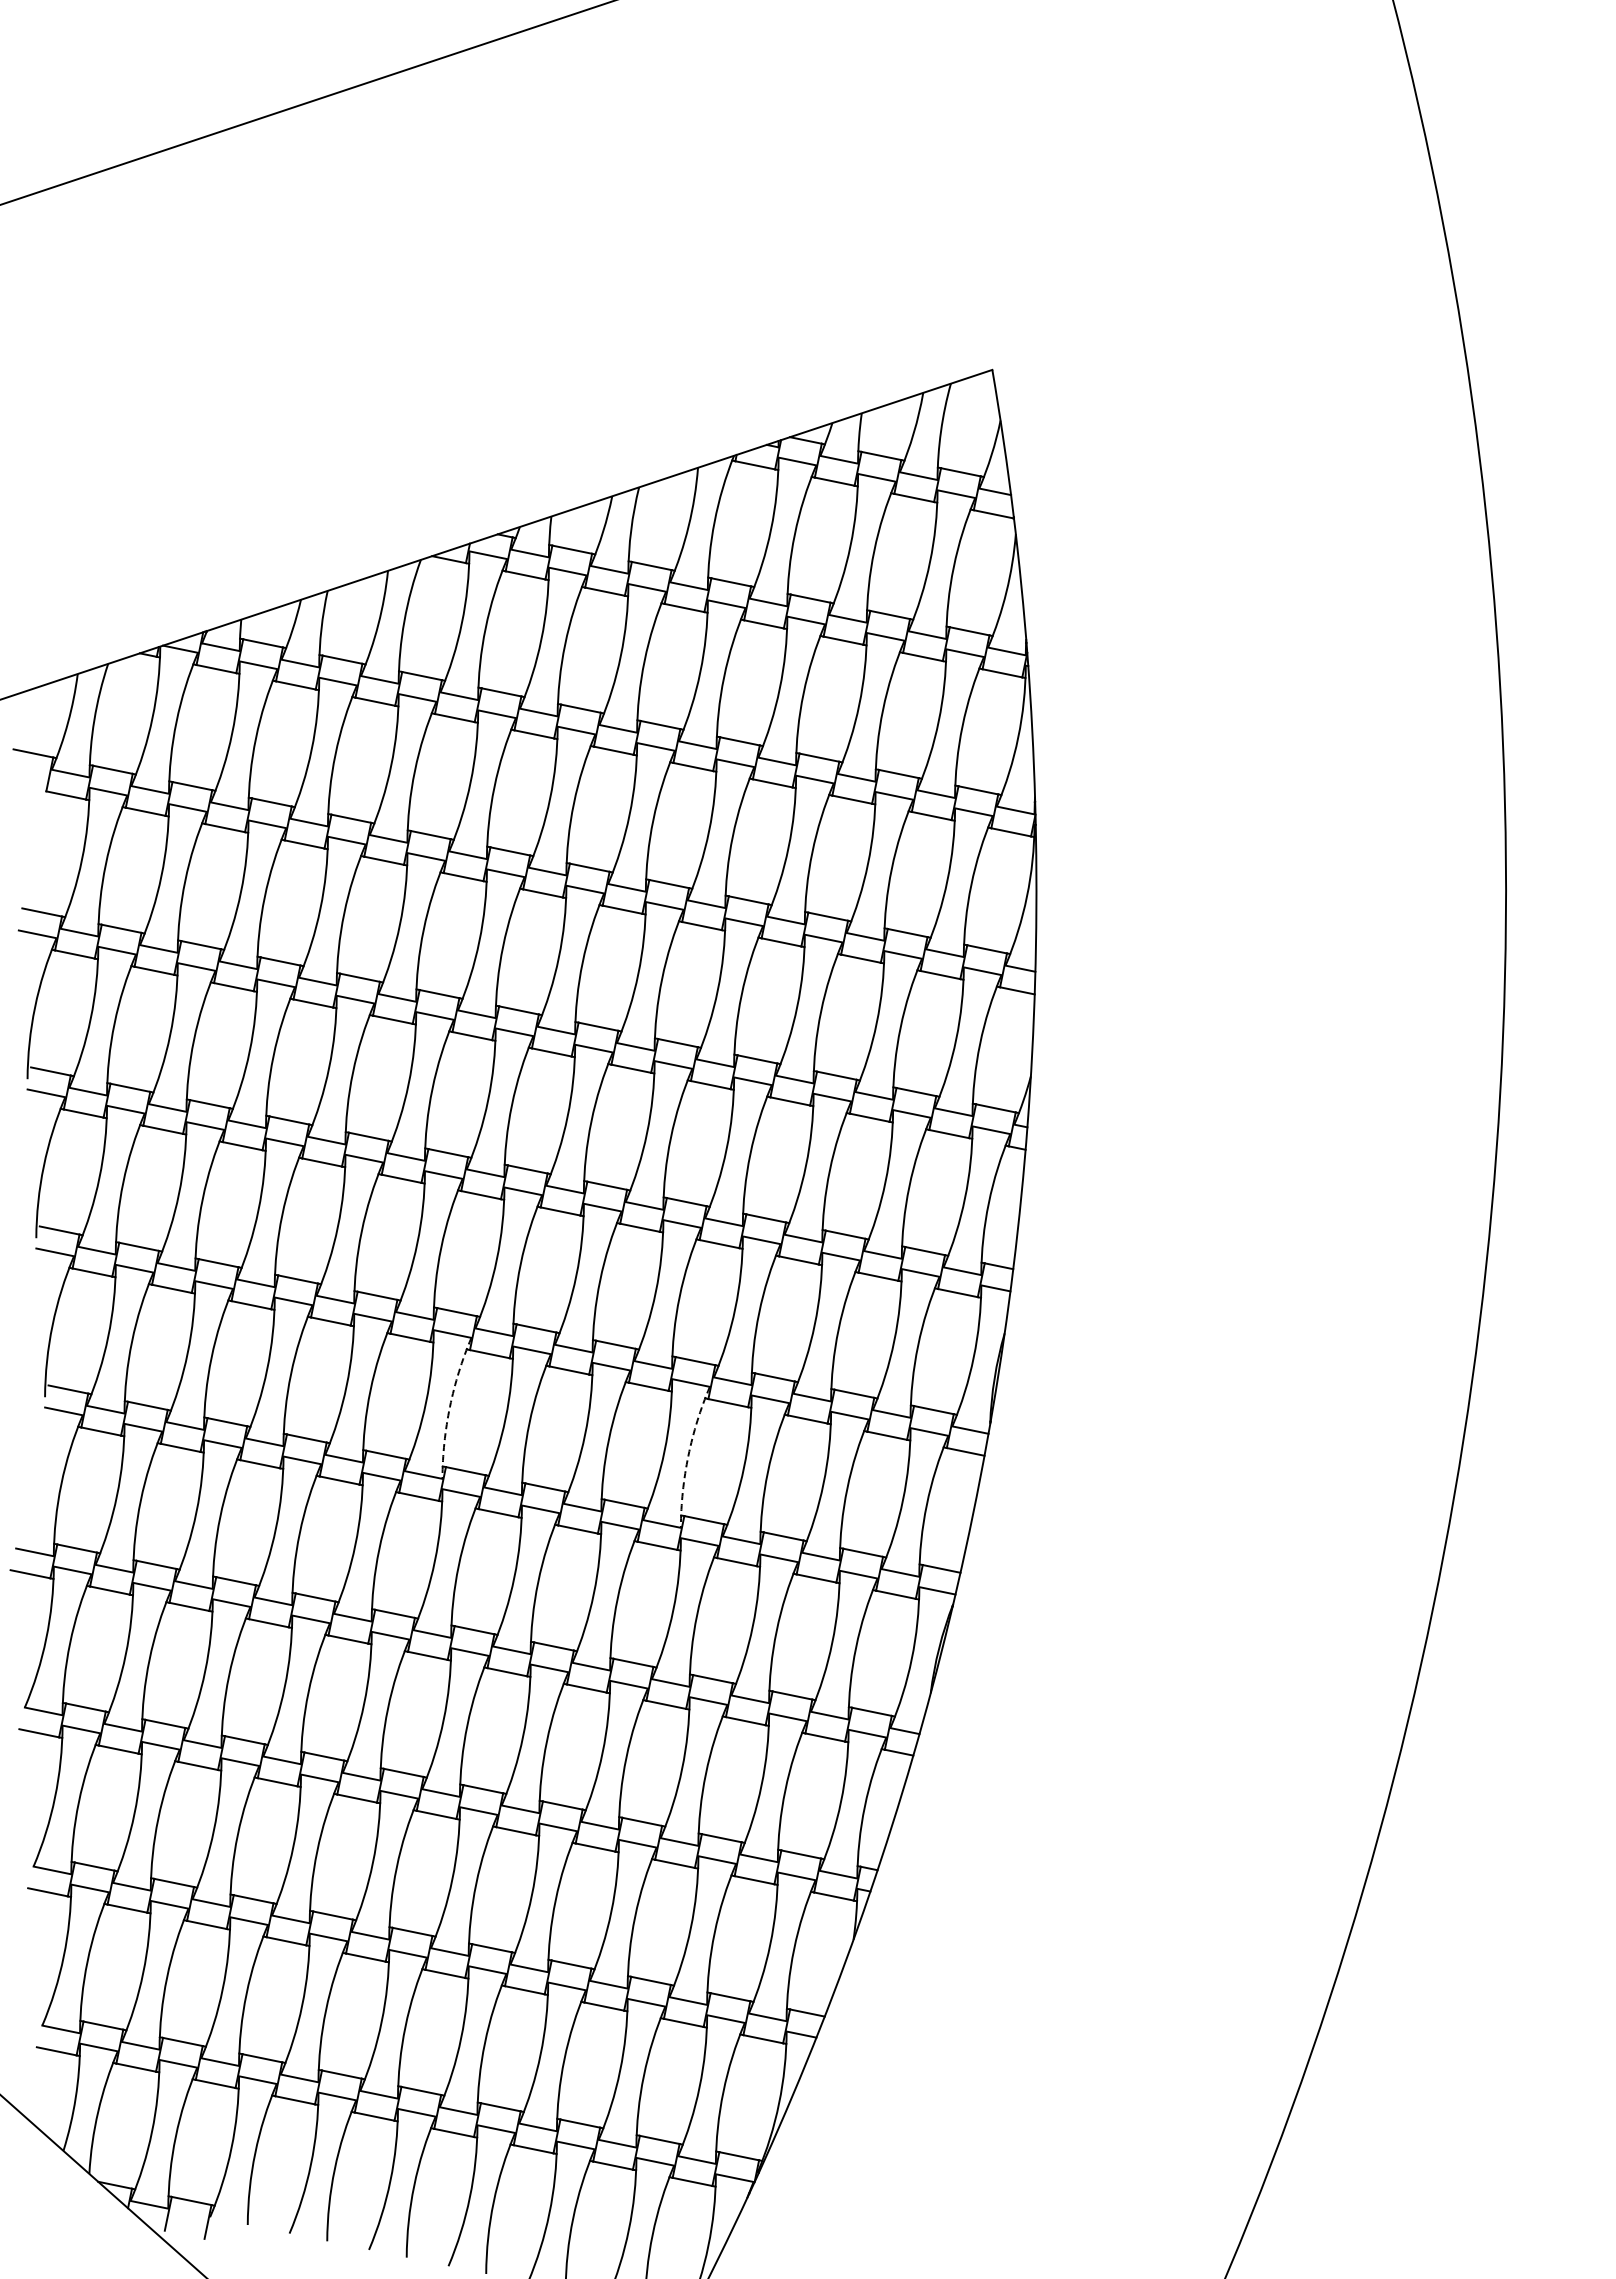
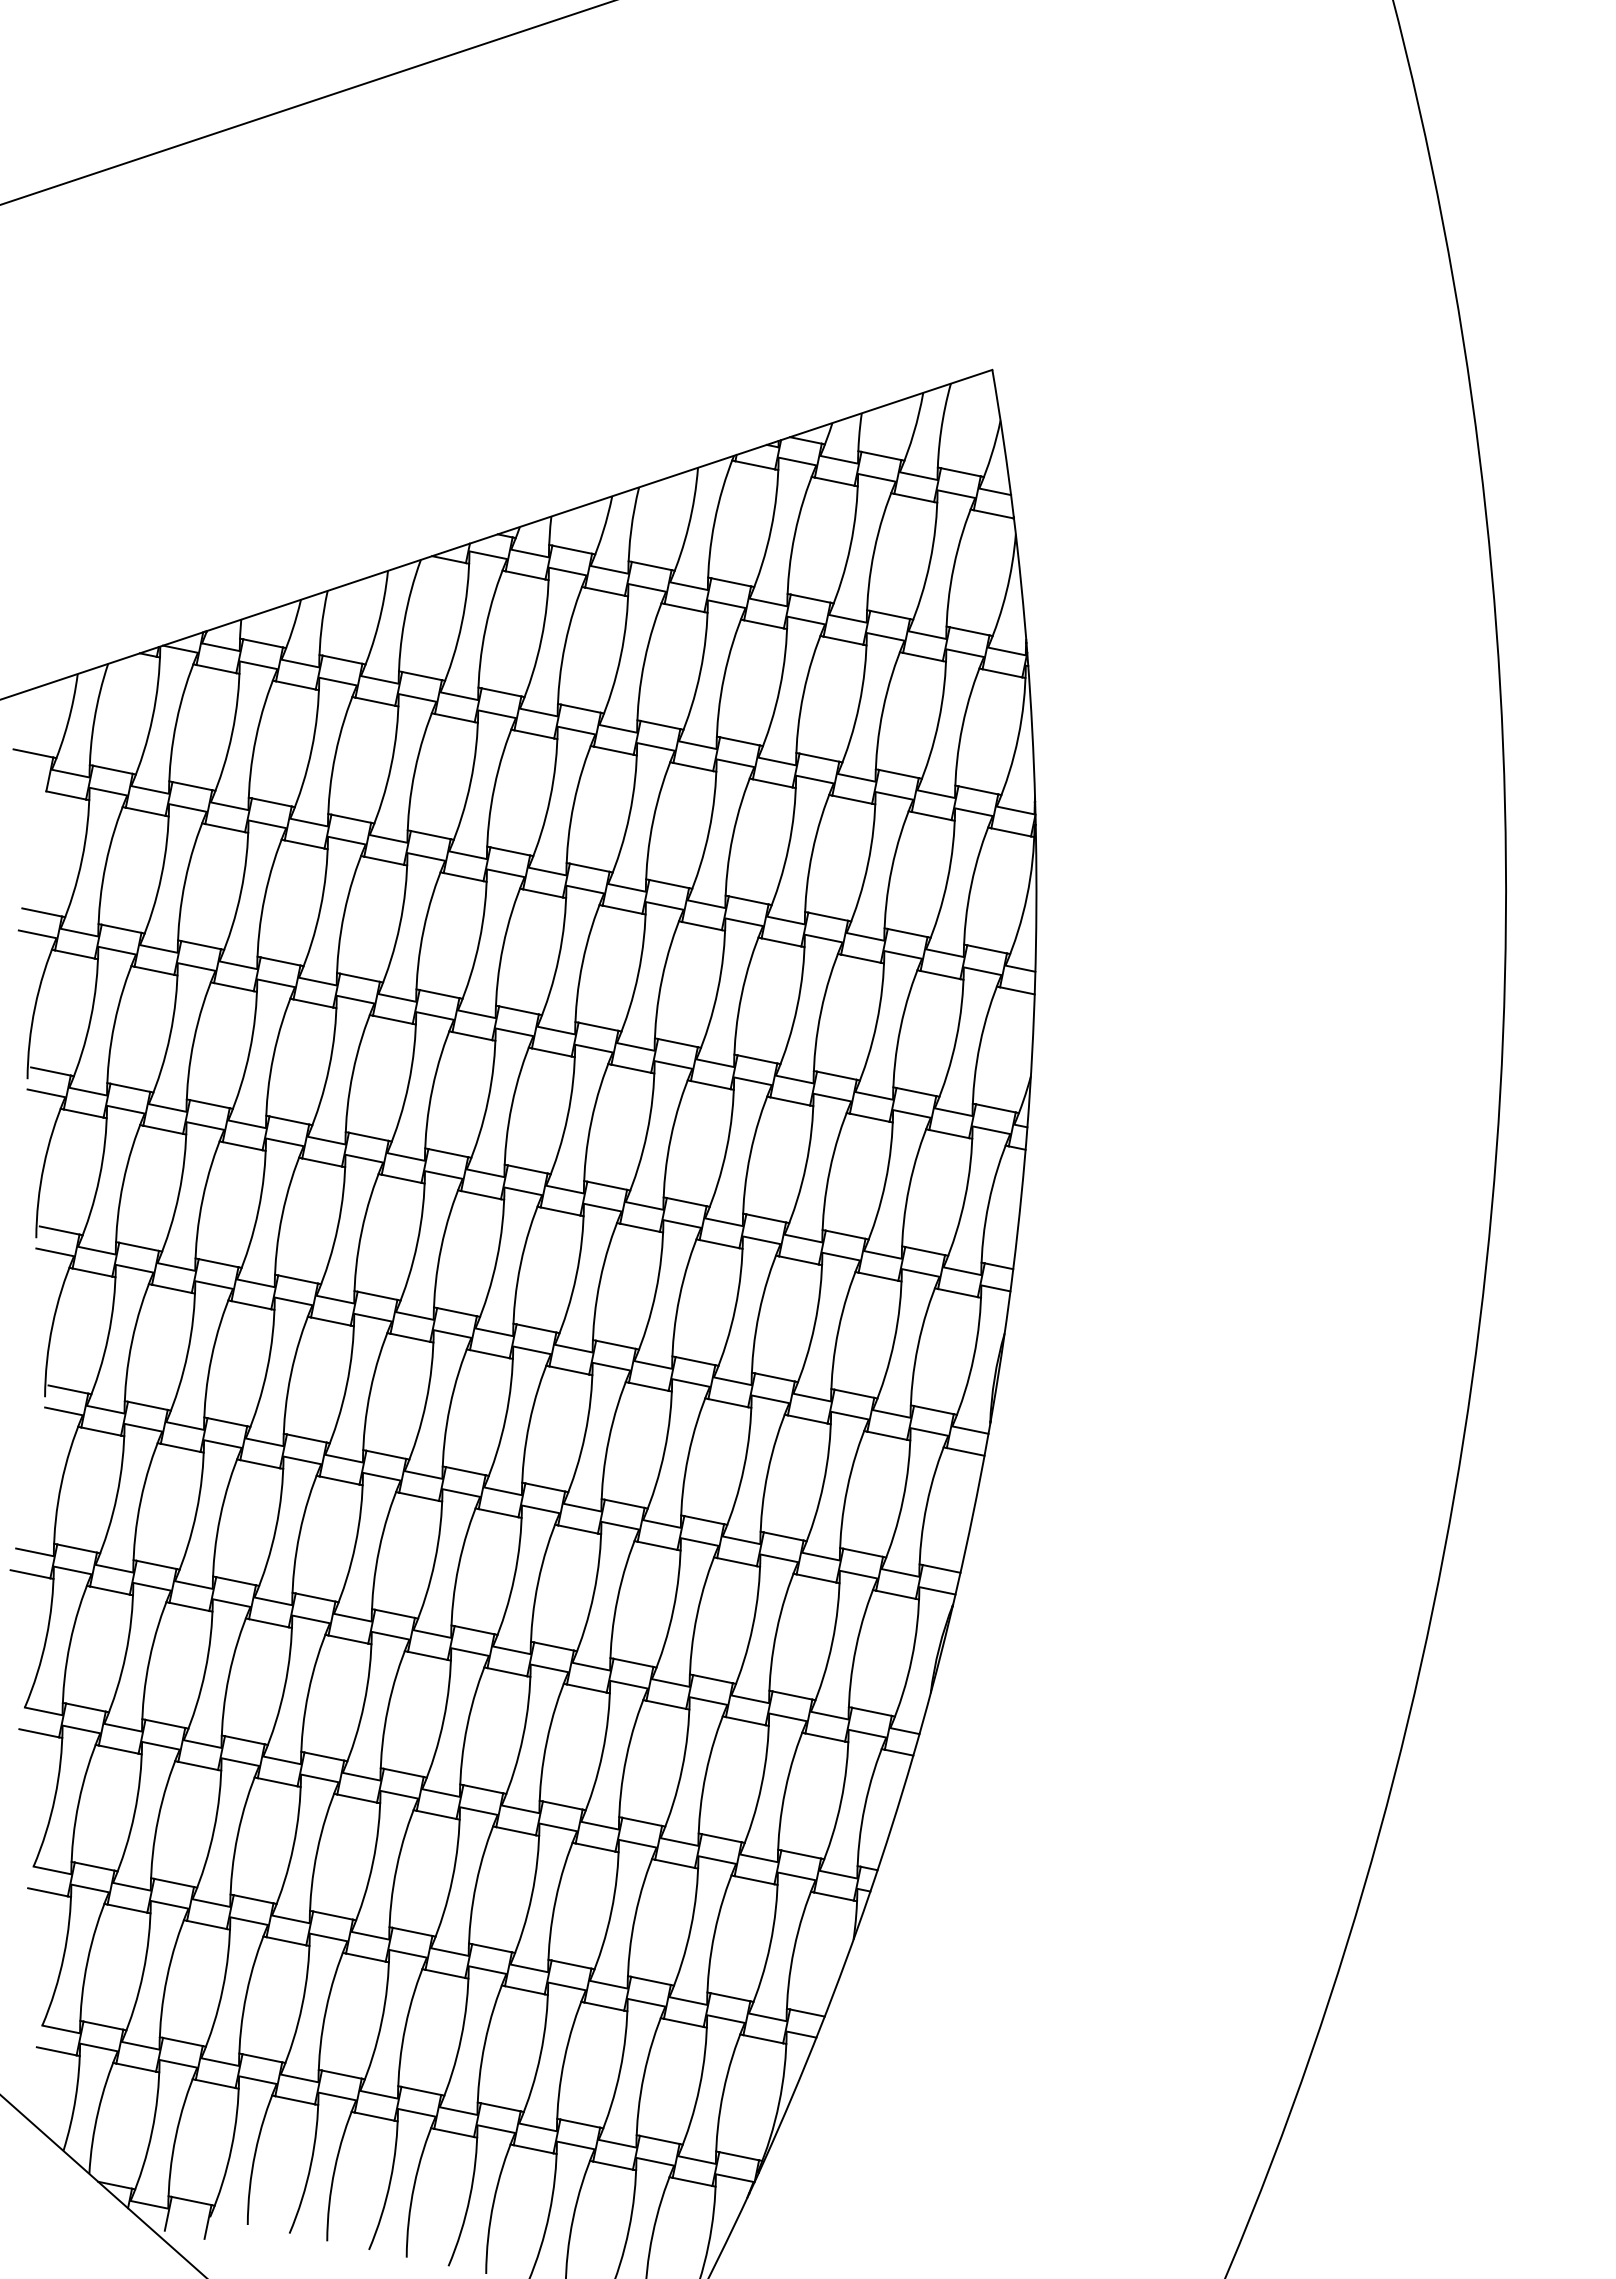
arc: dashed -> solid (449, 1406)
arc: dashed -> solid (688, 1455)
